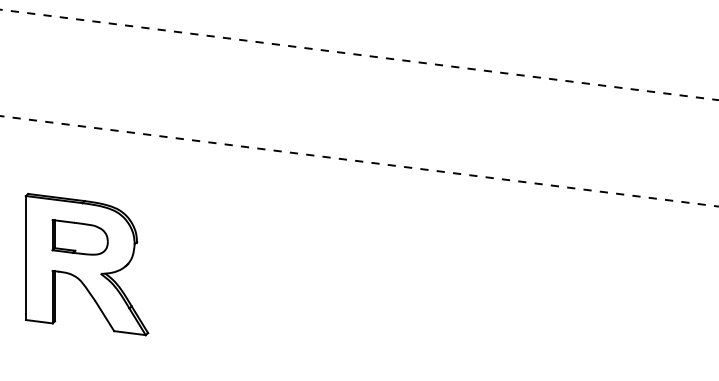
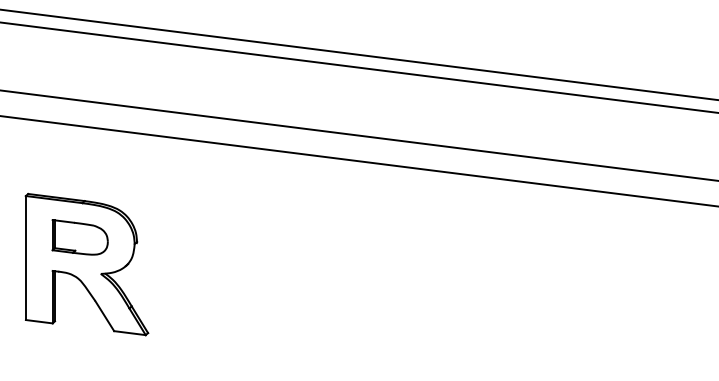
line: dashed -> solid (358, 54)
line: none -> present (358, 67)
line: none -> present (358, 135)
line: dashed -> solid (359, 161)
